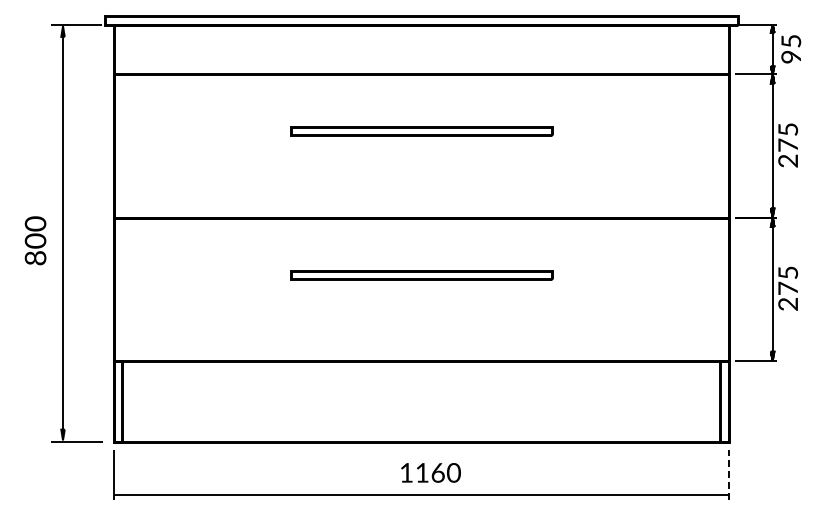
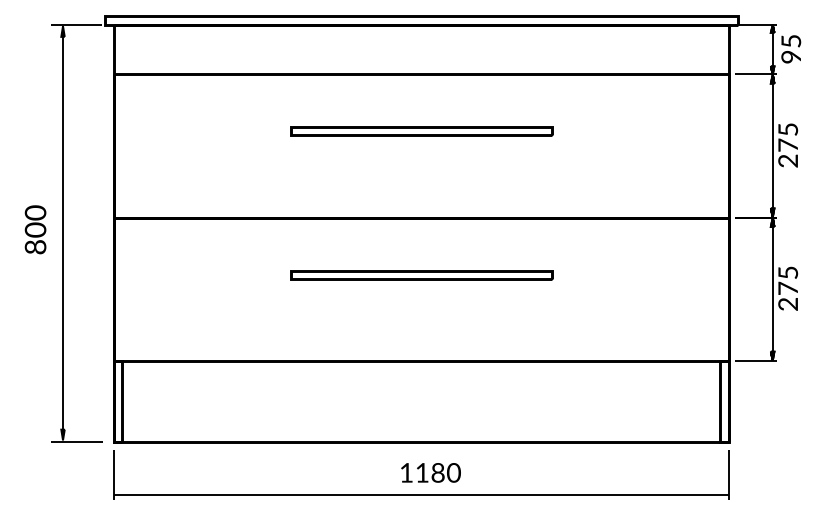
text position: (35, 240) -> (35, 229) (35, 229)
text: 1160 -> 1180 (437, 472)
line: dashed -> solid (728, 474)
